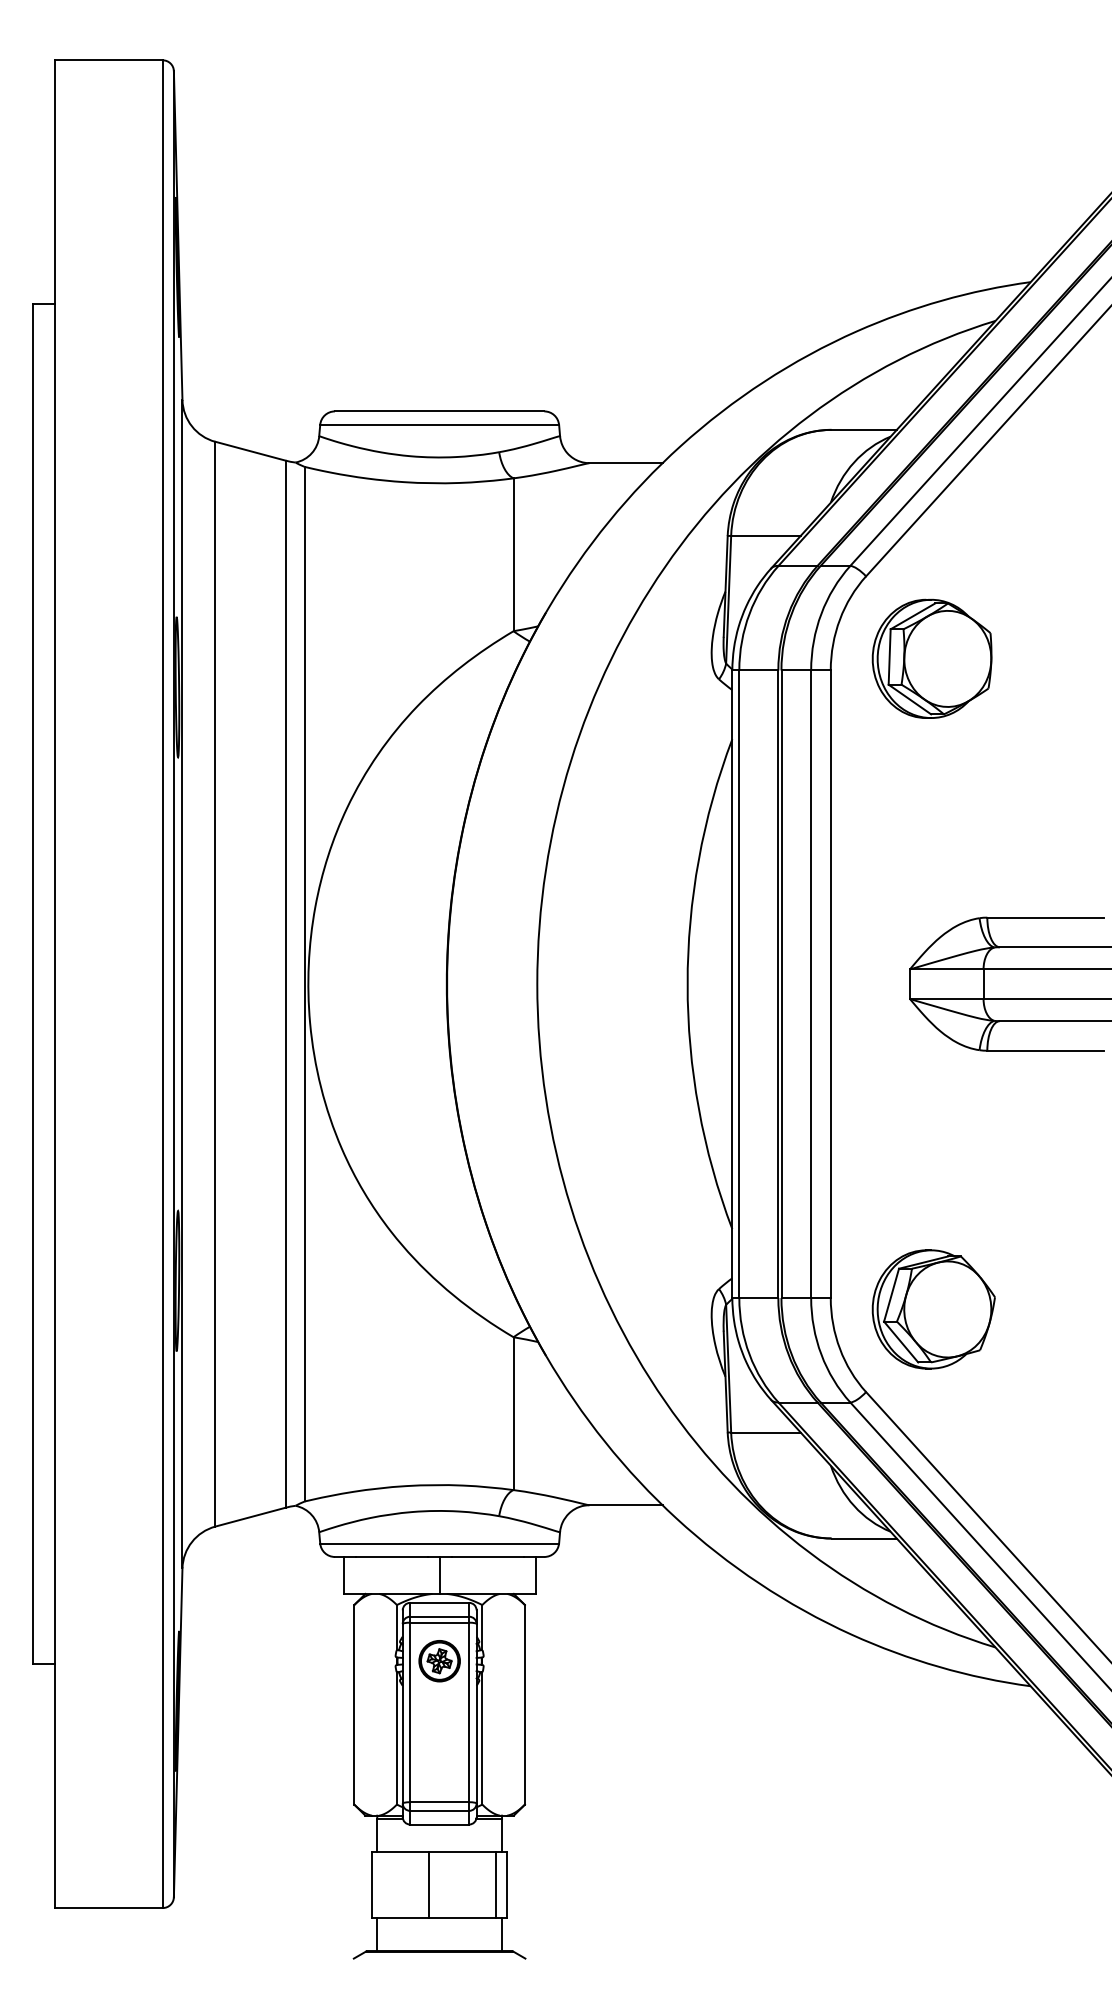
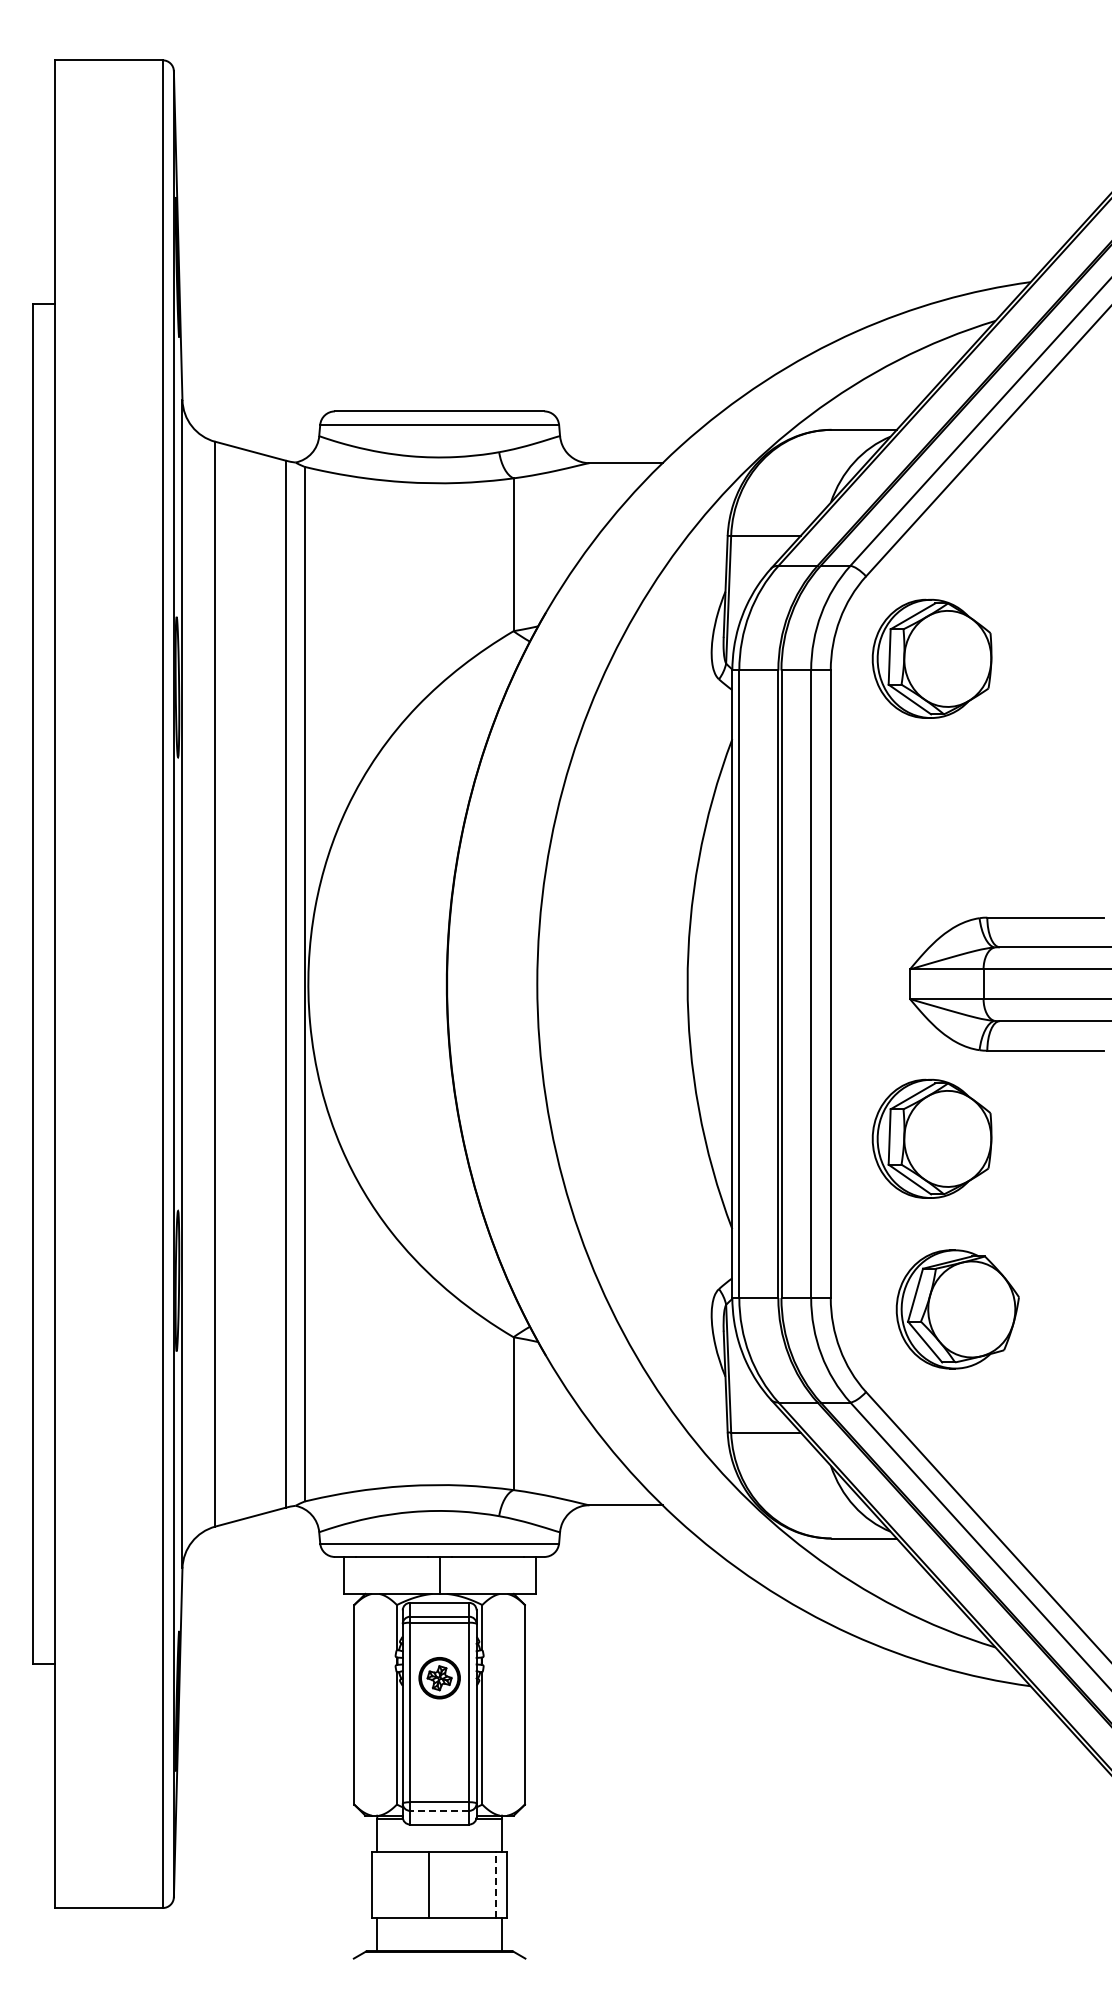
part: none -> present (931, 1138)
part position: (933, 1309) -> (957, 1309) (957, 1309)
part position: (439, 1661) -> (439, 1678) (439, 1678)
line: solid -> dashed (439, 1810)
line: solid -> dashed (496, 1884)
